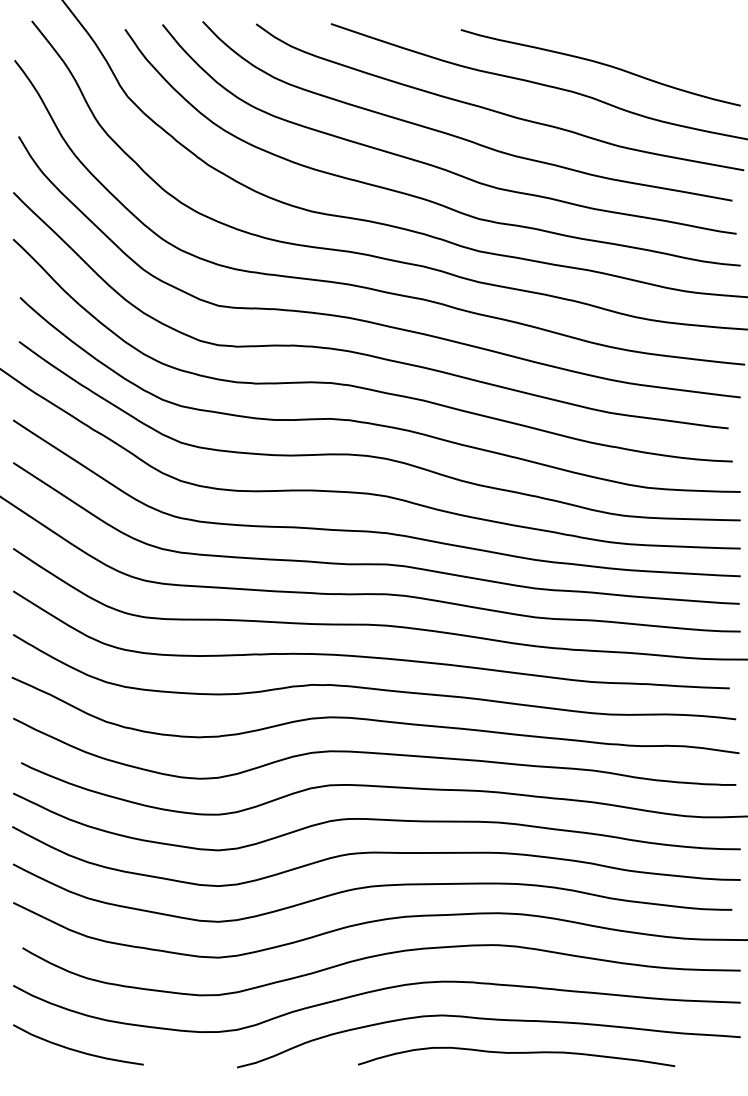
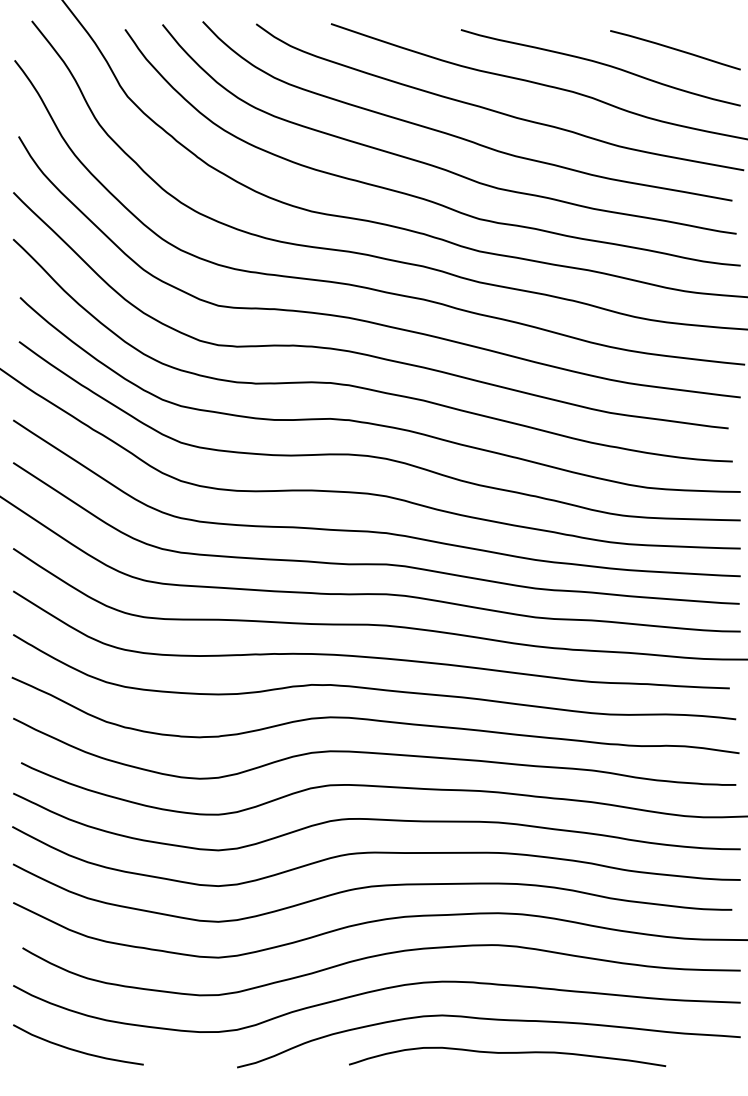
curve: none -> present (675, 50)
curve position: (516, 1053) -> (507, 1053) (507, 1053)
